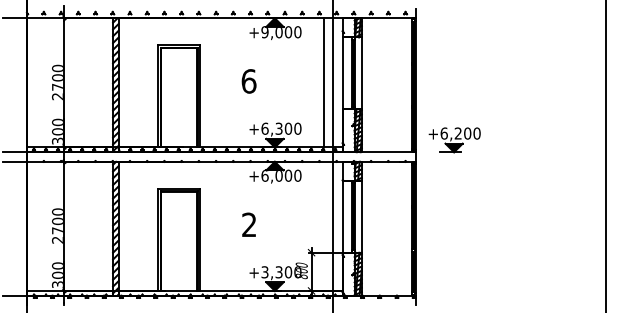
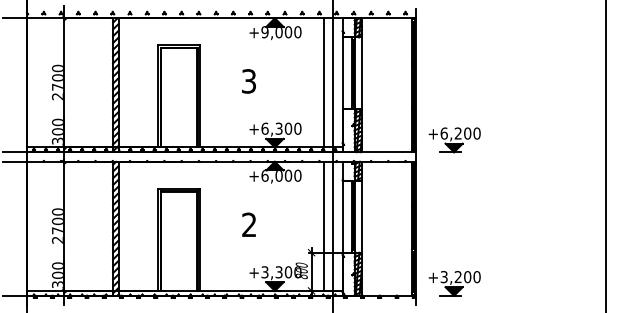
text: 6 -> 3 (248, 81)
line: none -> present (323, 226)
part: none -> present (454, 283)
